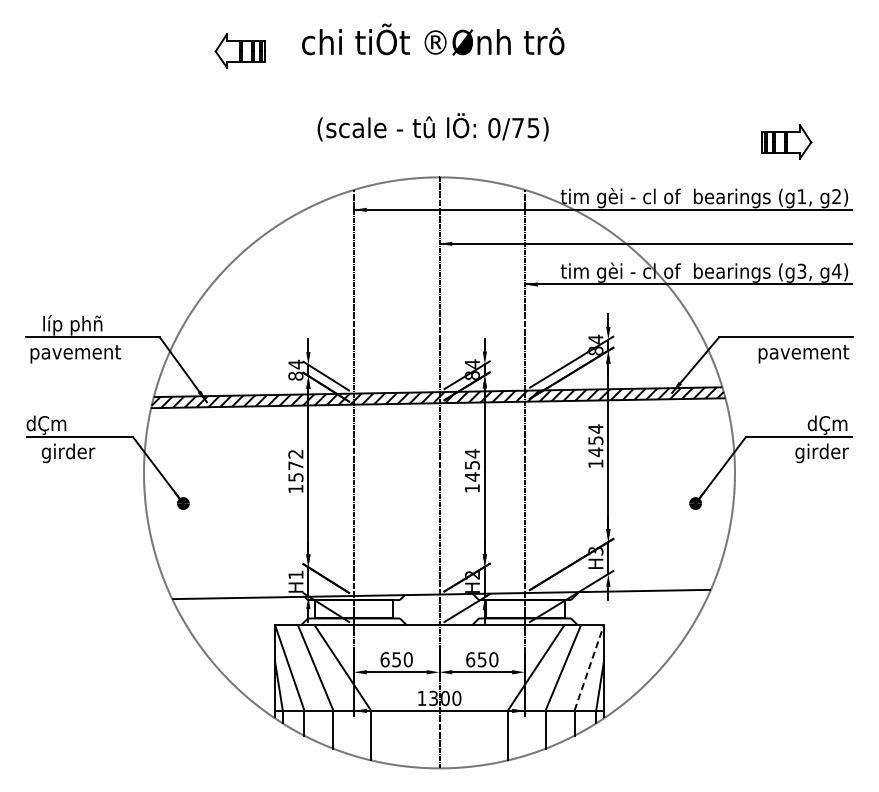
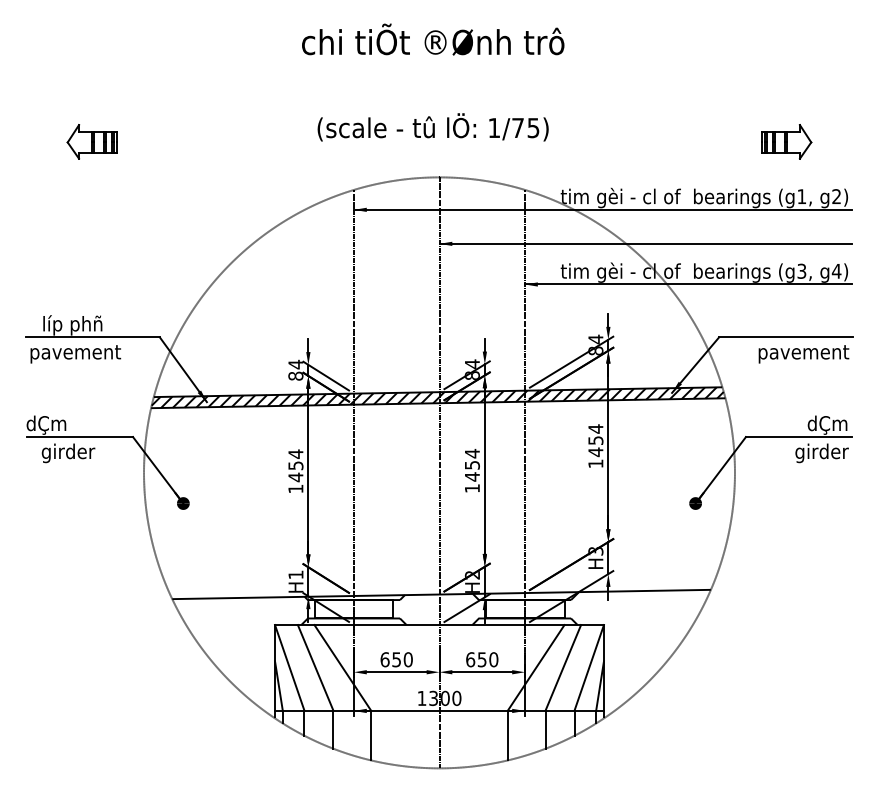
part position: (239, 50) -> (91, 141) (91, 141)
text: 0/75) -> 1/75) (494, 127)
text: 1572 -> 1454 (295, 465)
line: dashed -> solid (589, 667)
